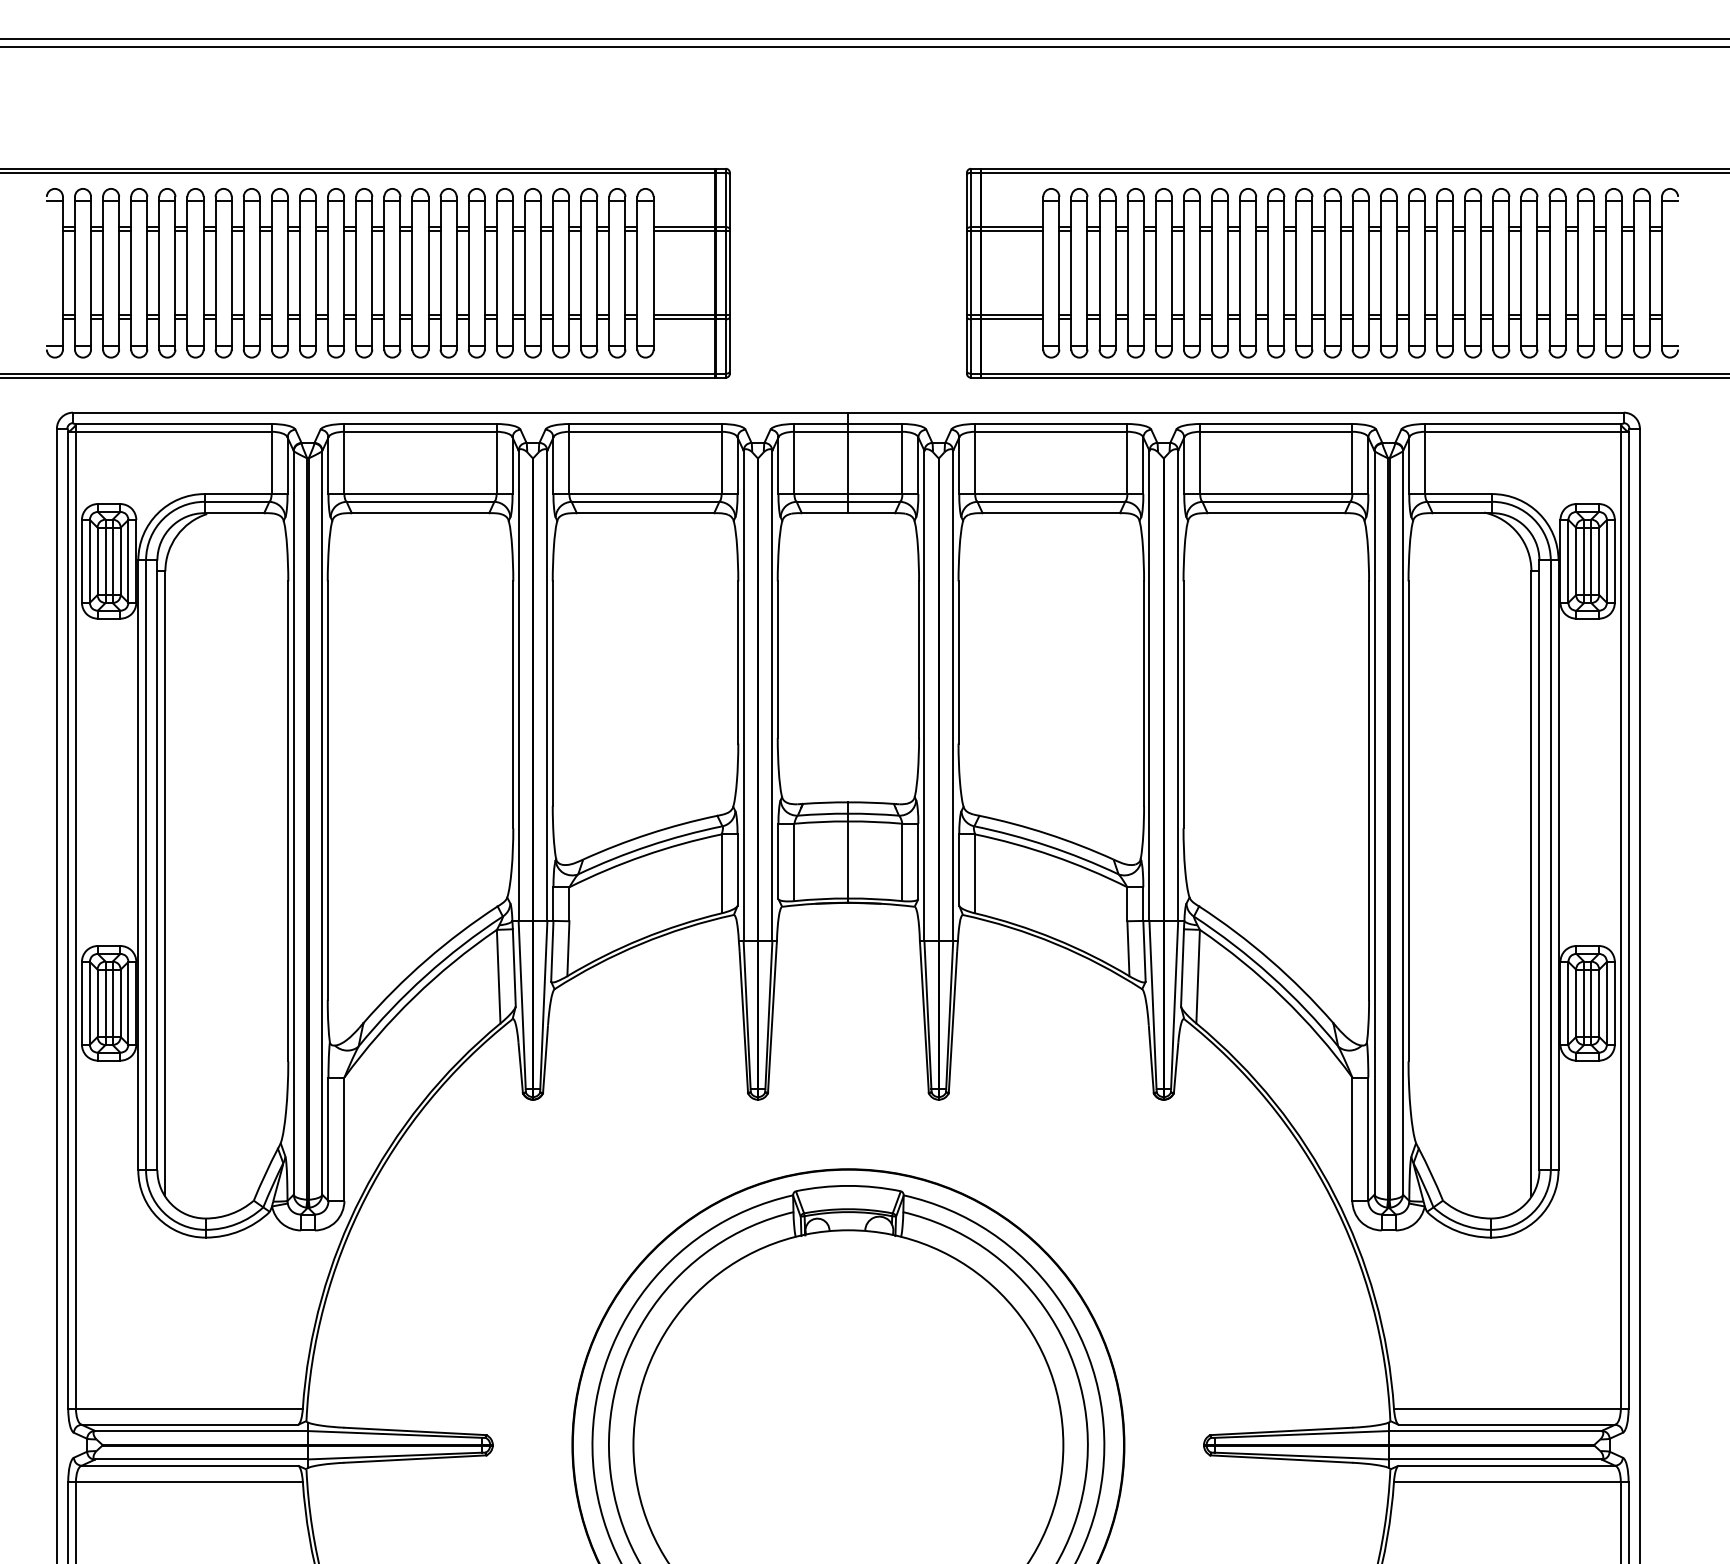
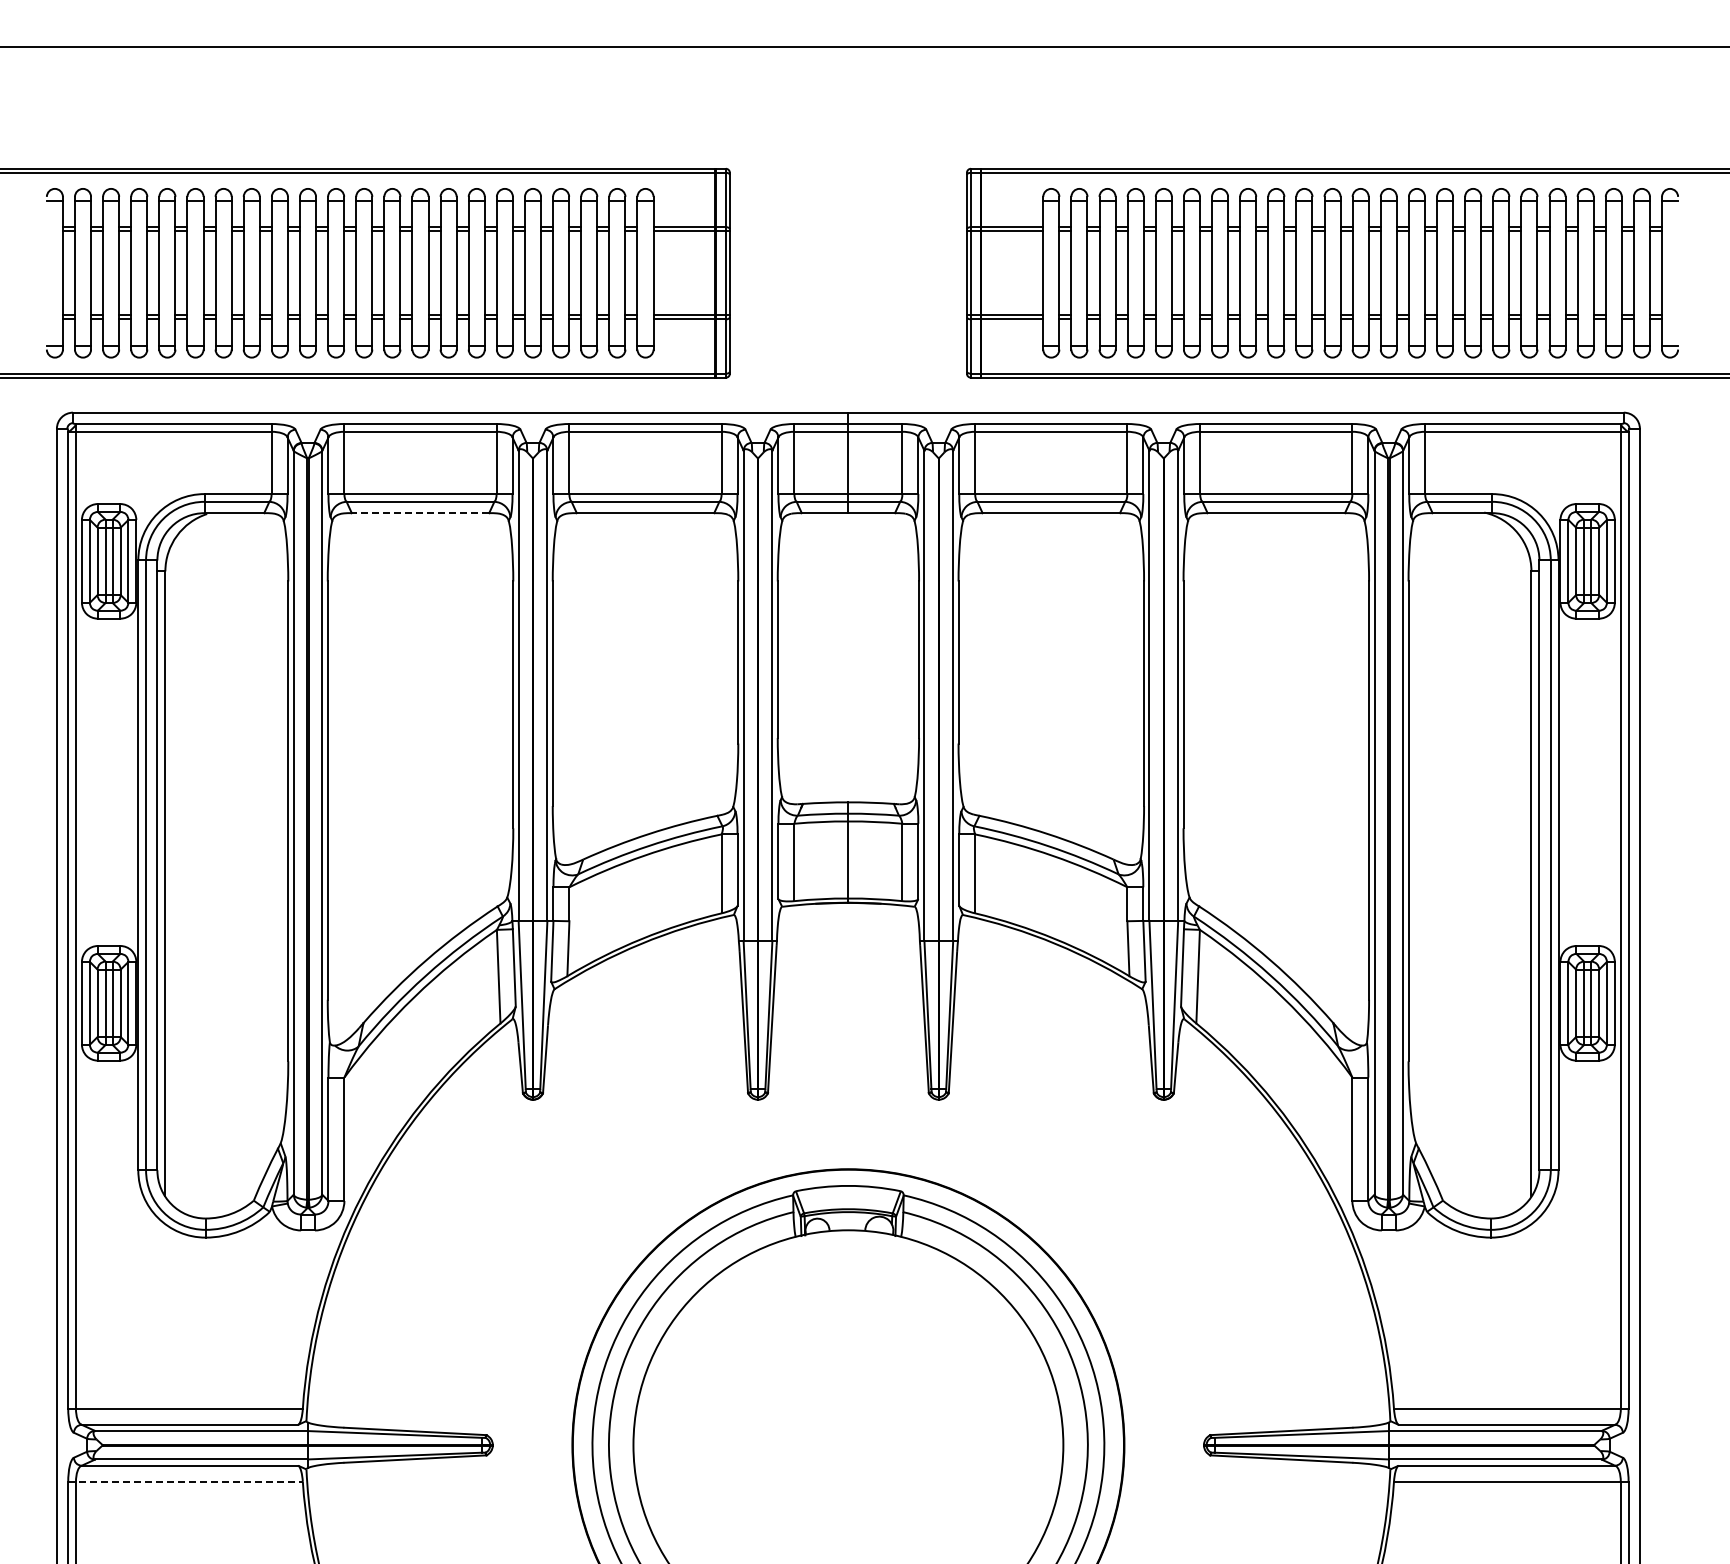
line: present -> none (864, 39)
line: solid -> dashed (420, 513)
line: solid -> dashed (186, 1481)
